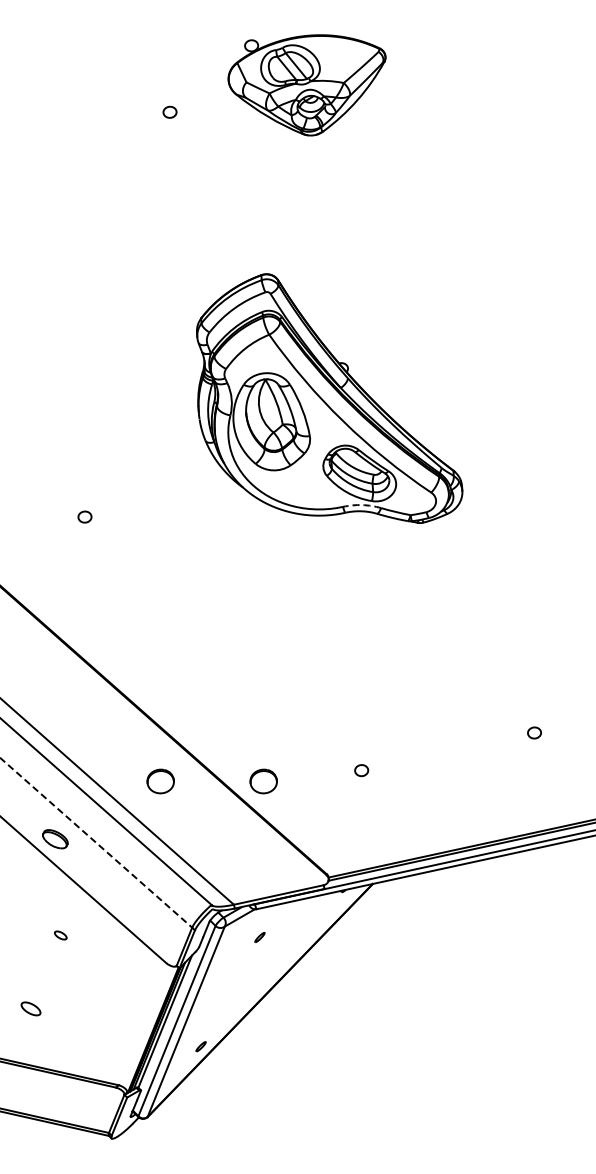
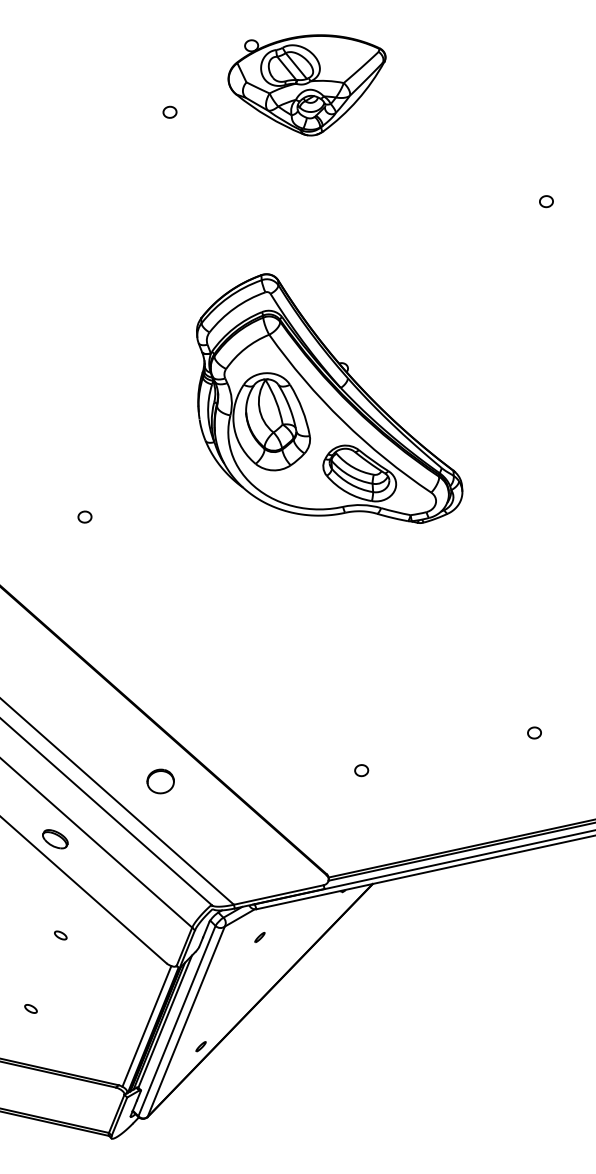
part: none -> present (546, 201)
arc: dashed -> solid (362, 505)
part: present -> none (263, 781)
line: dashed -> solid (96, 842)
part size: 22x16 px -> 14x10 px (30, 1008)
line: none -> present (146, 1026)
